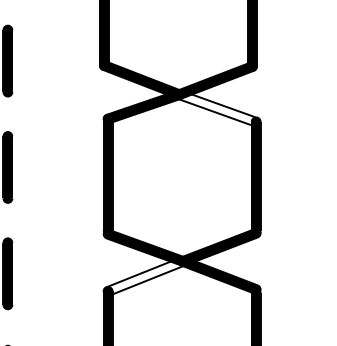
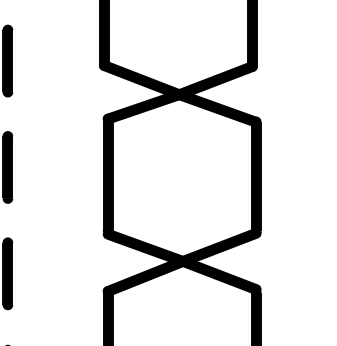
fill: none -> present (215, 107)
fill: none -> present (145, 276)
